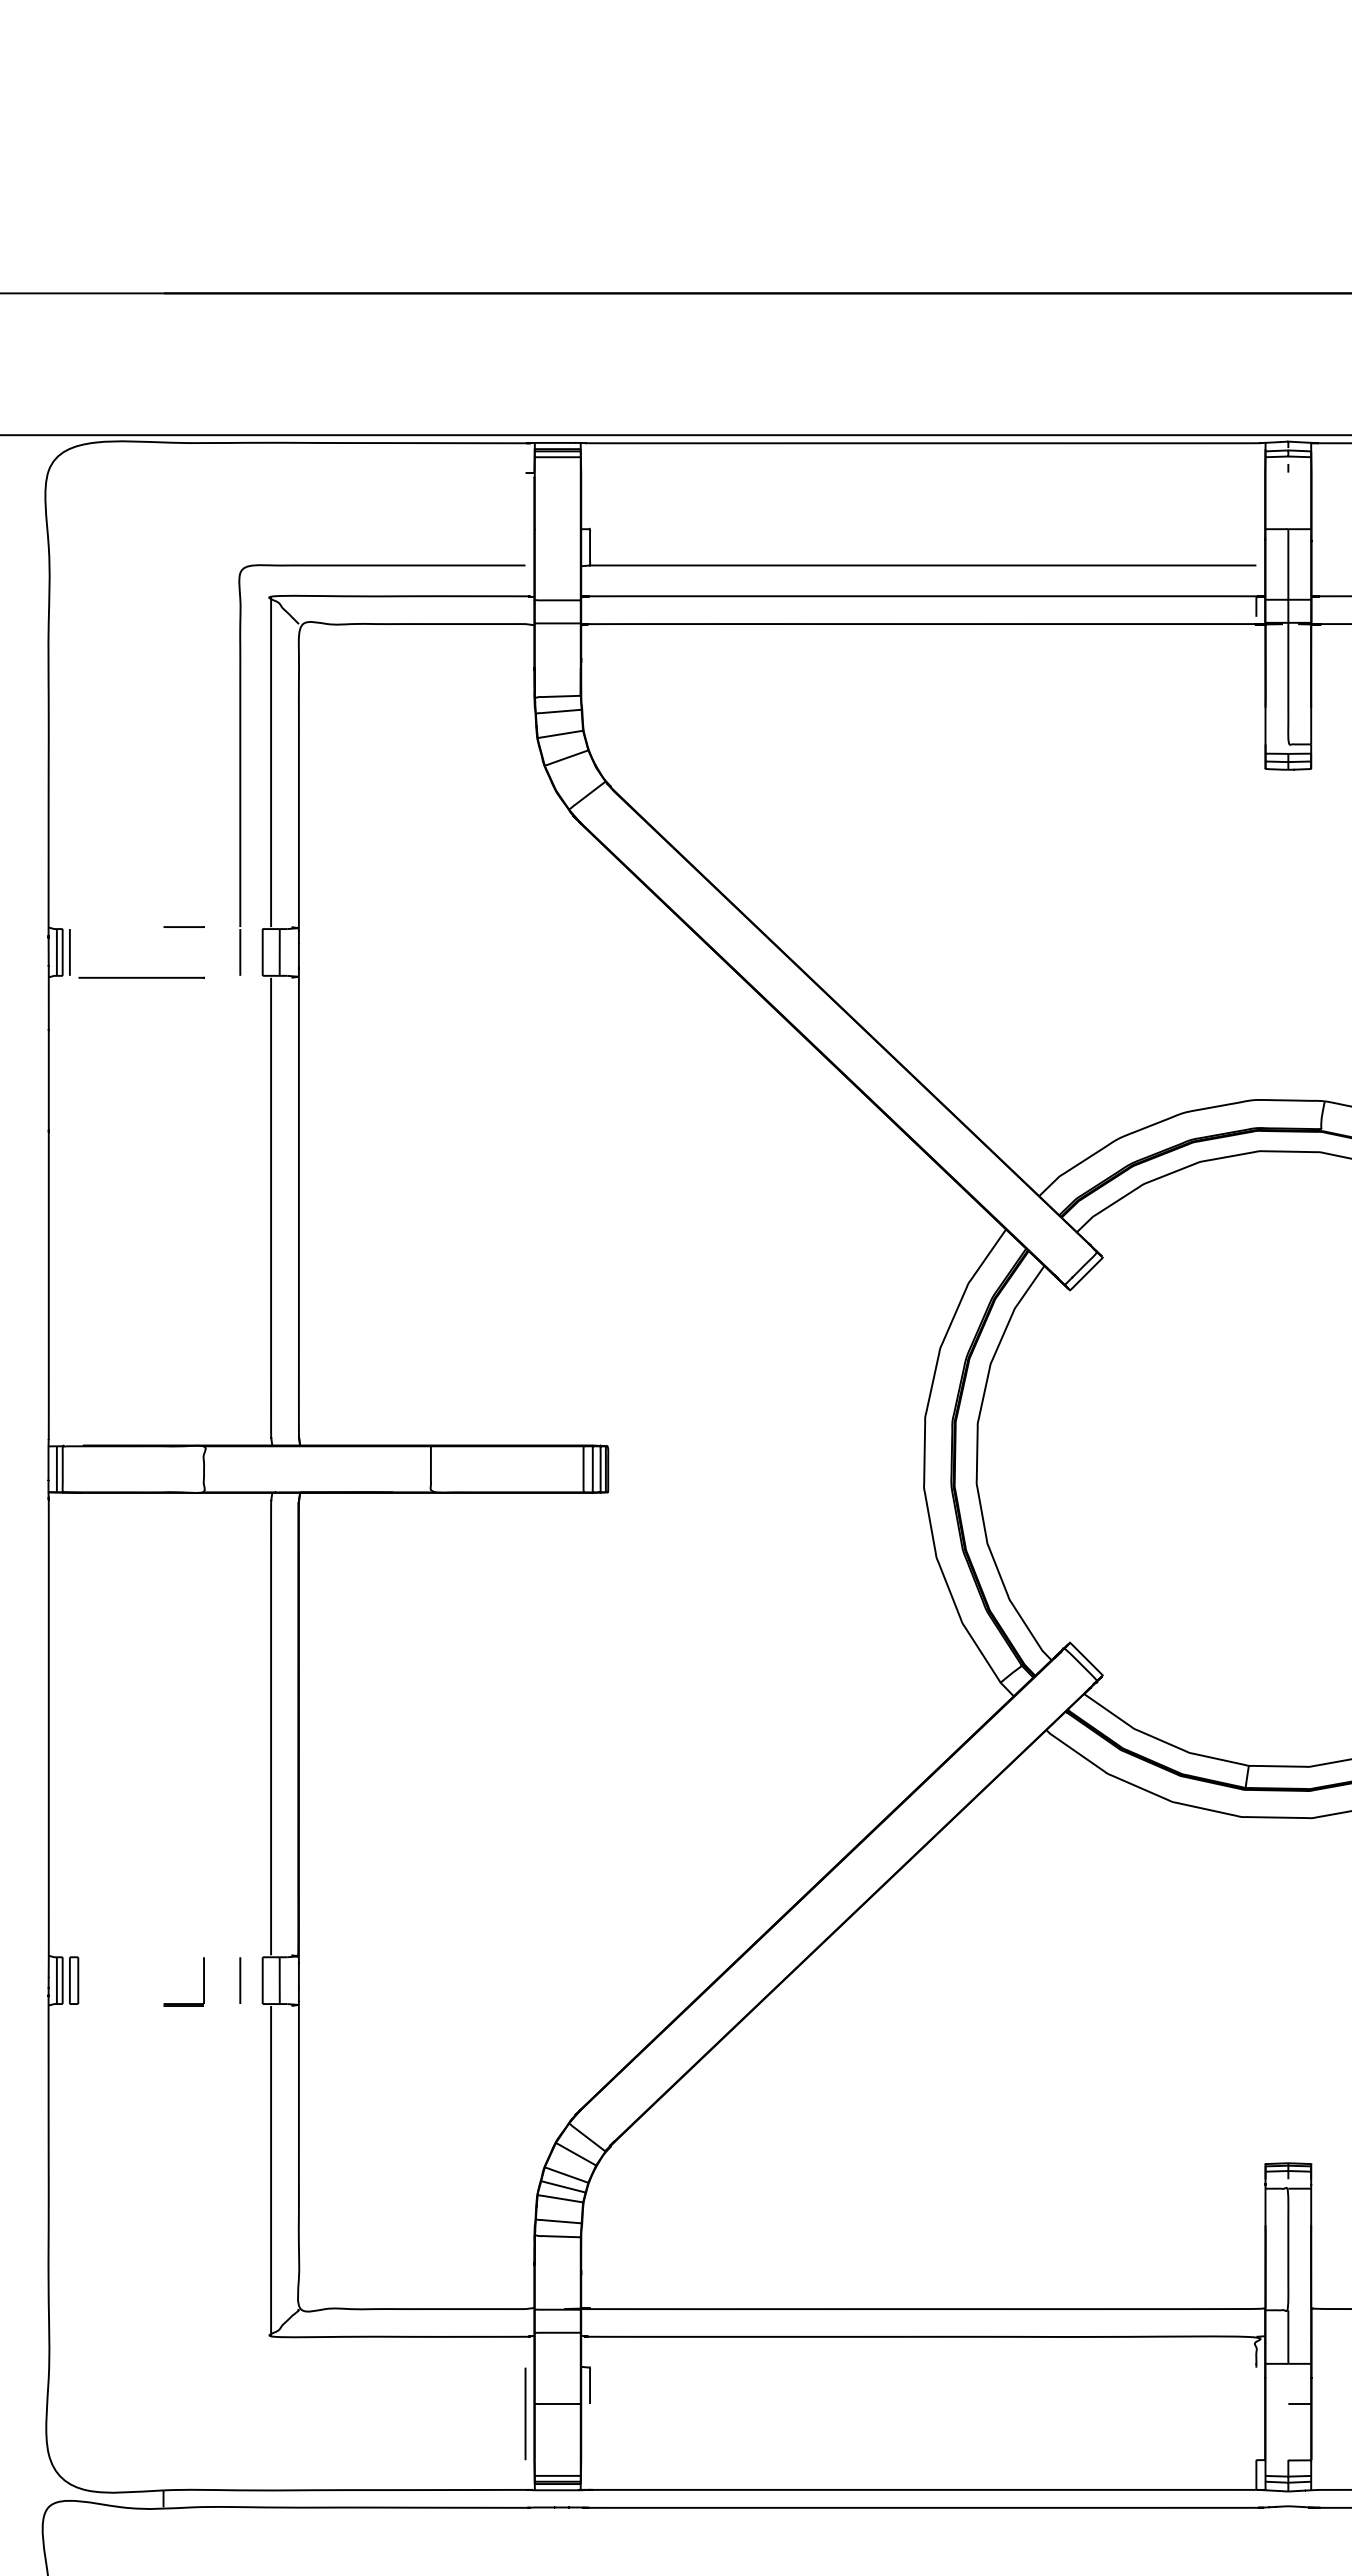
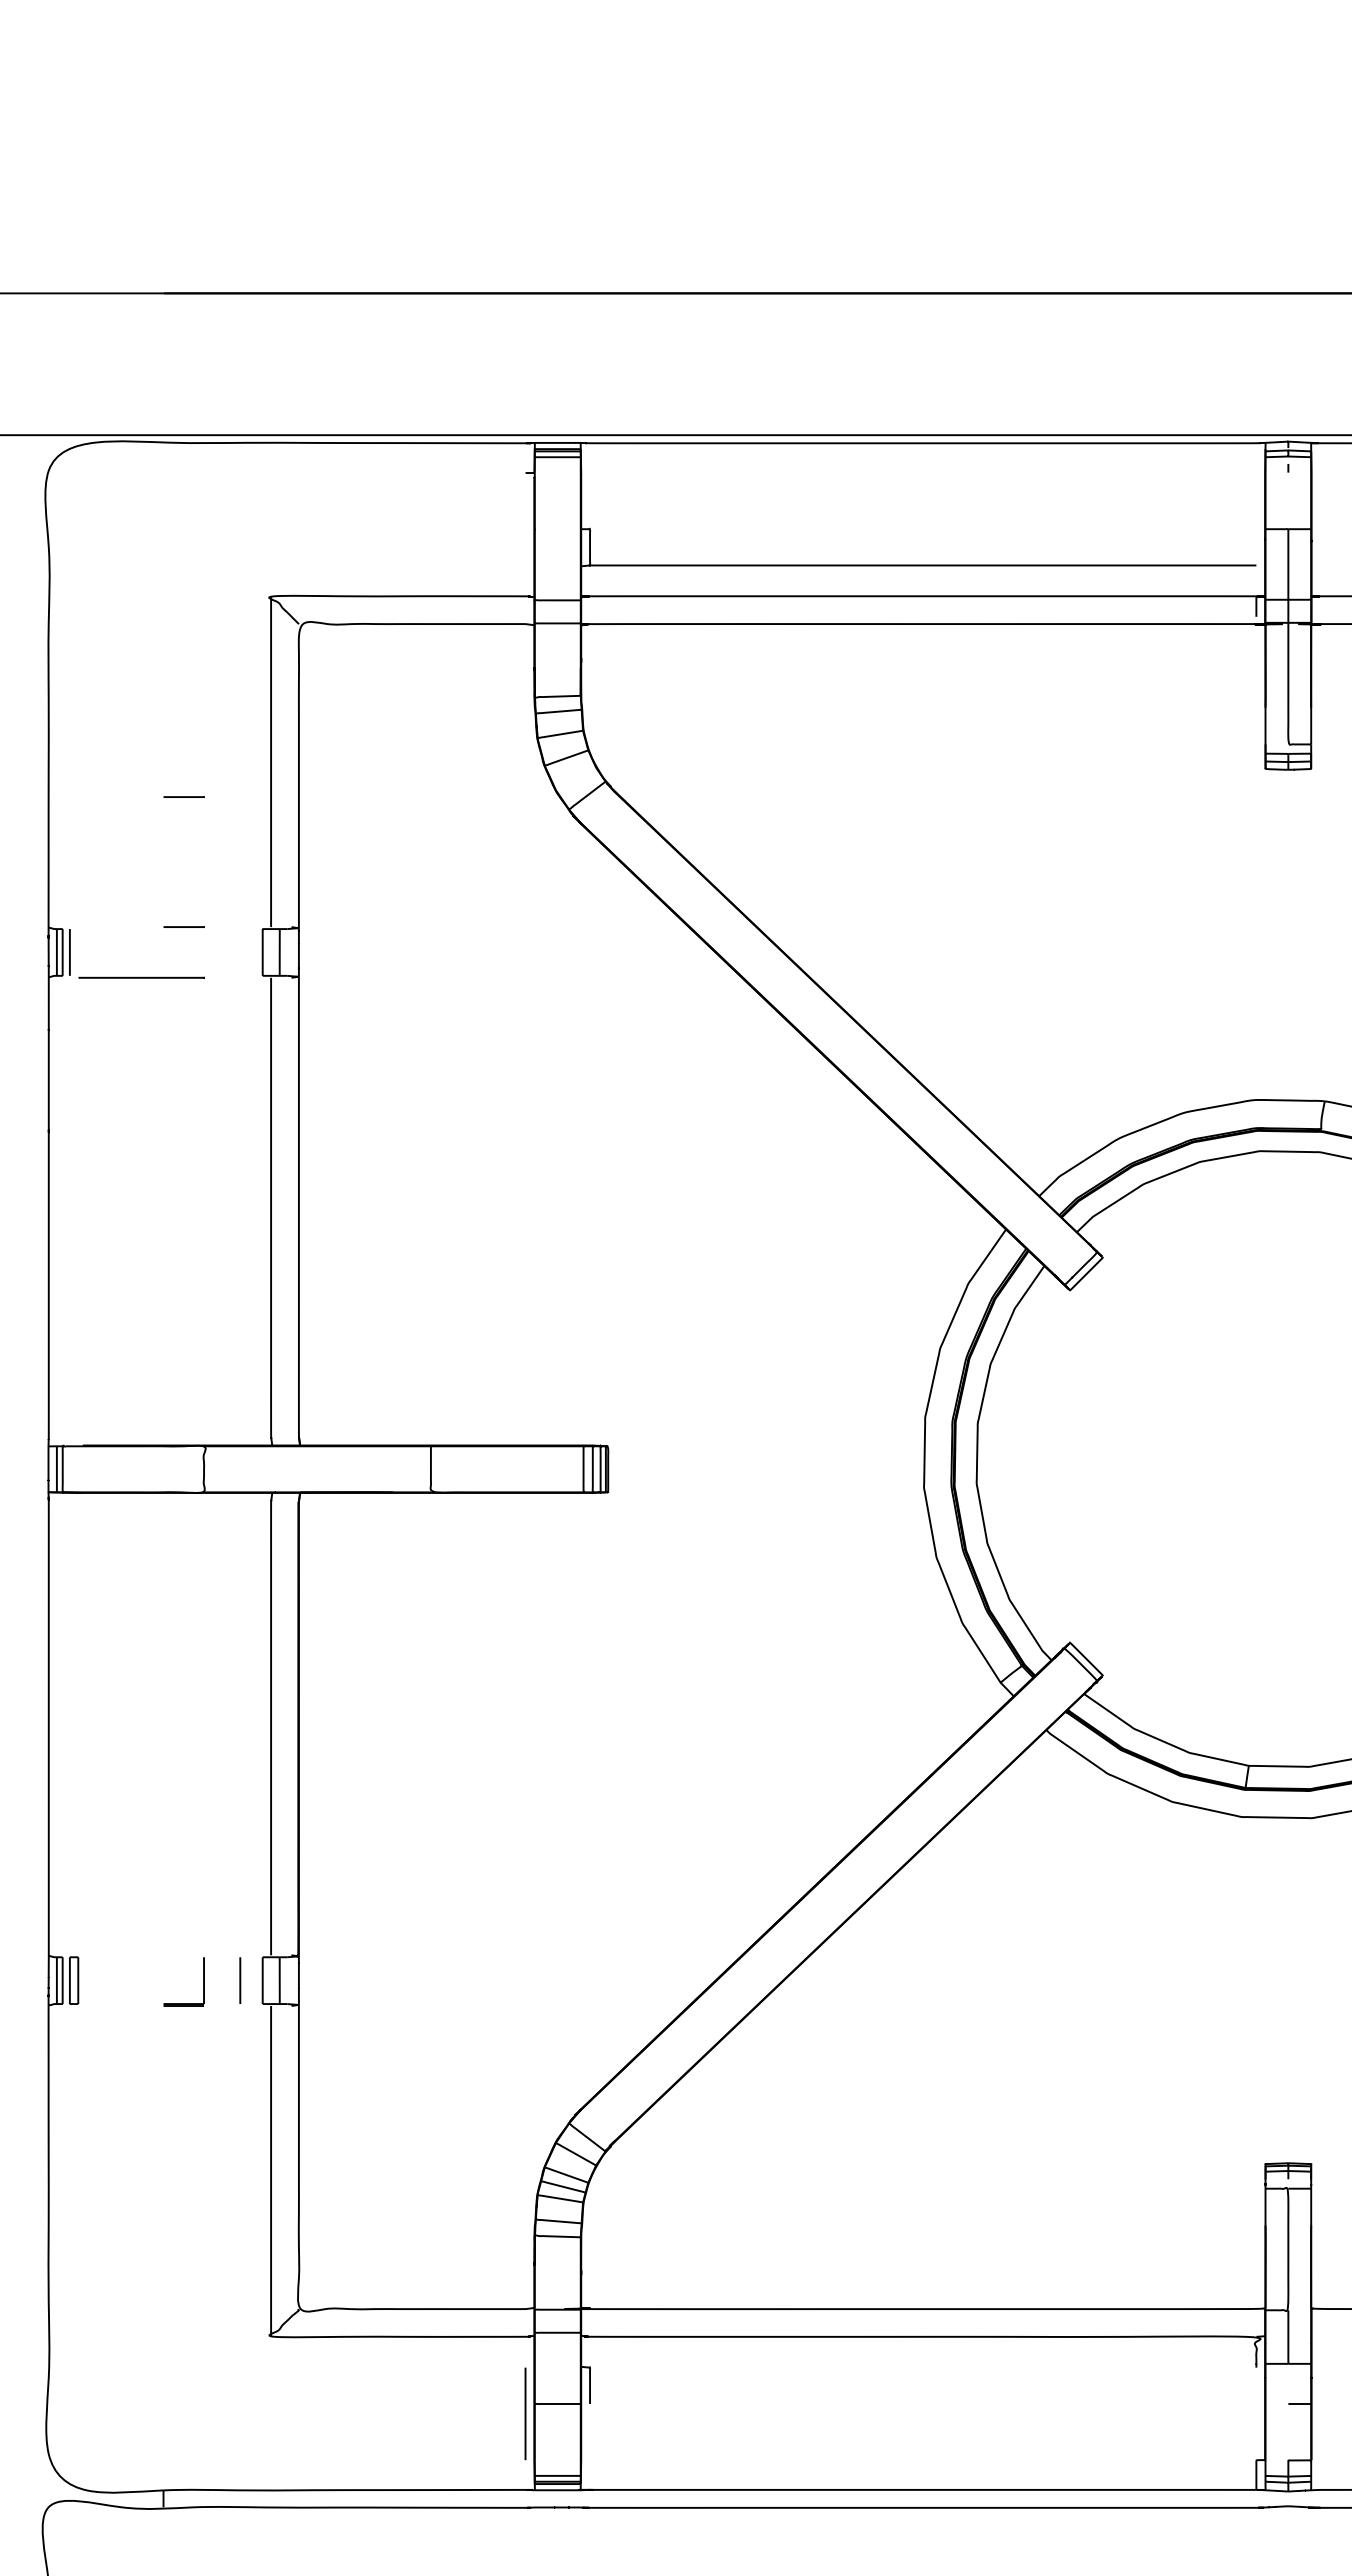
part: present -> none (241, 769)
line: none -> present (183, 796)
